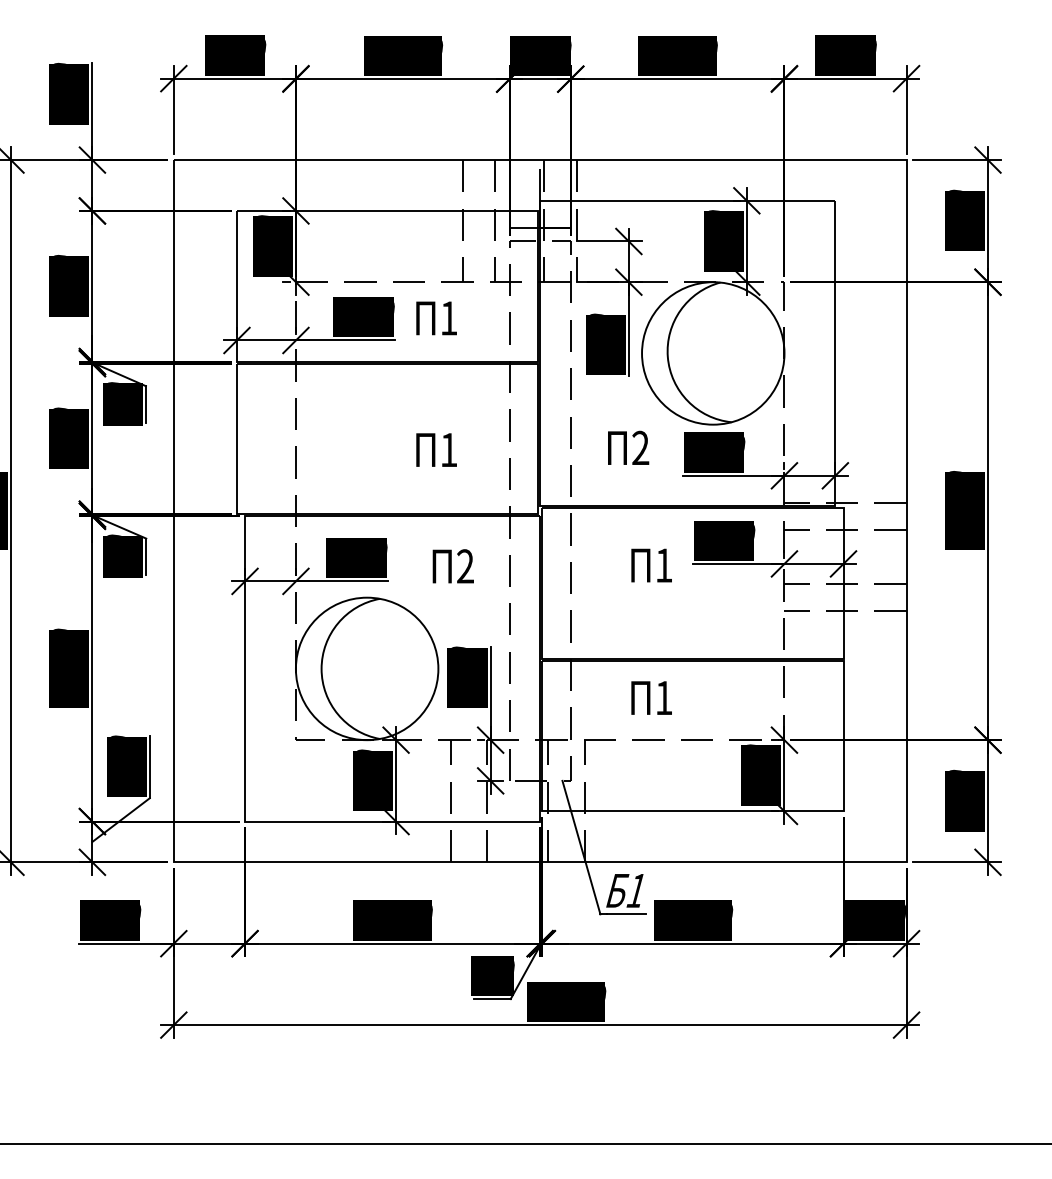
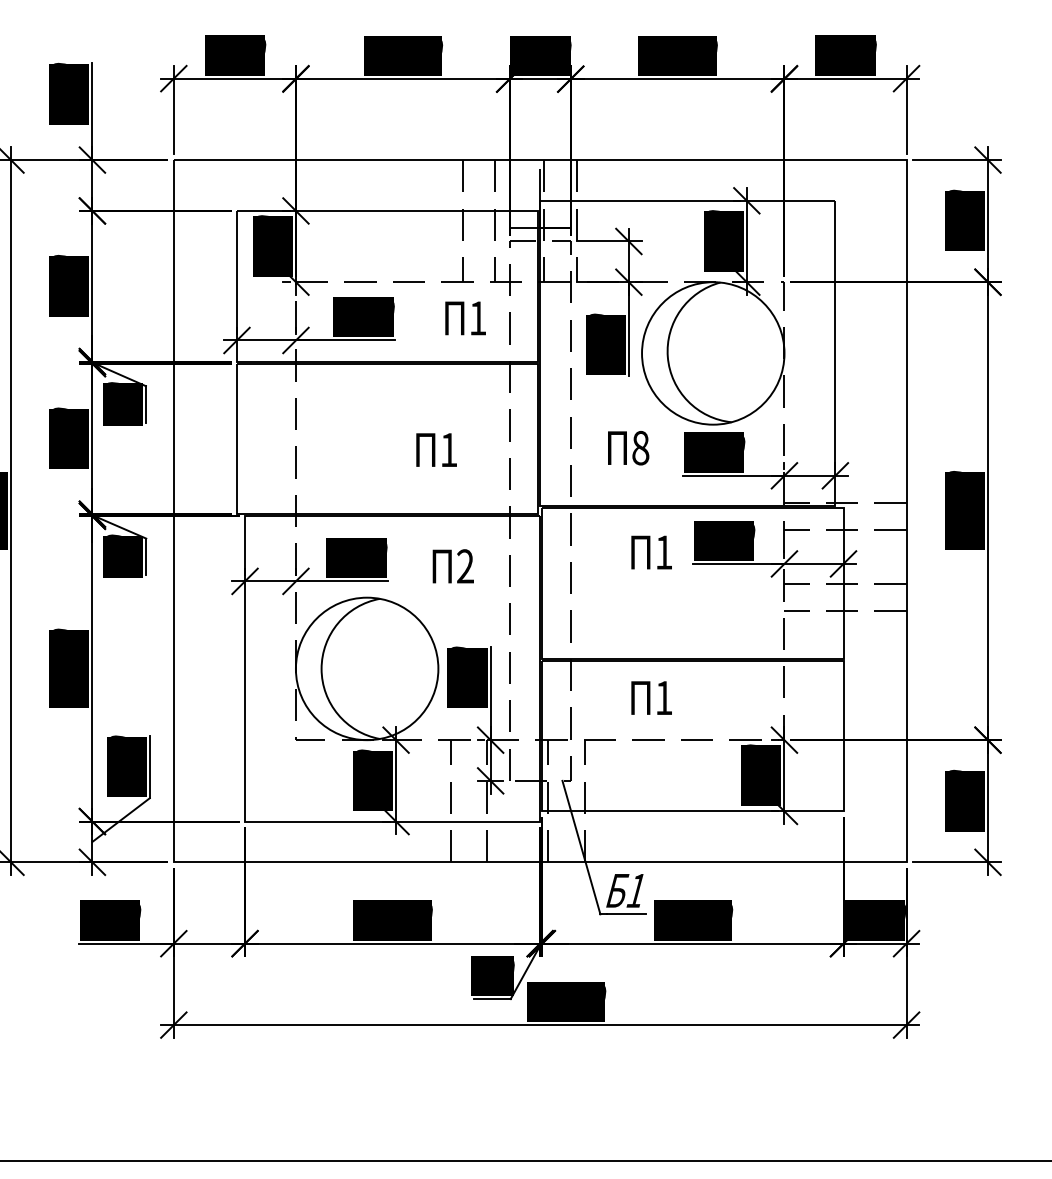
text position: (436, 318) -> (465, 318) (465, 318)
text: 2 -> 8 (640, 447)
text position: (651, 565) -> (651, 552) (651, 552)
line position: (525, 1143) -> (525, 1160) (525, 1160)
